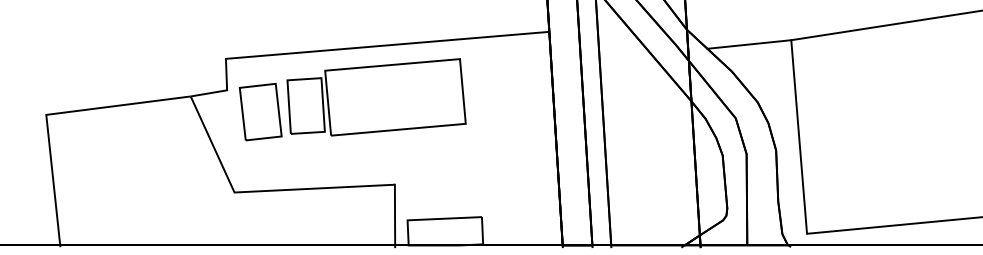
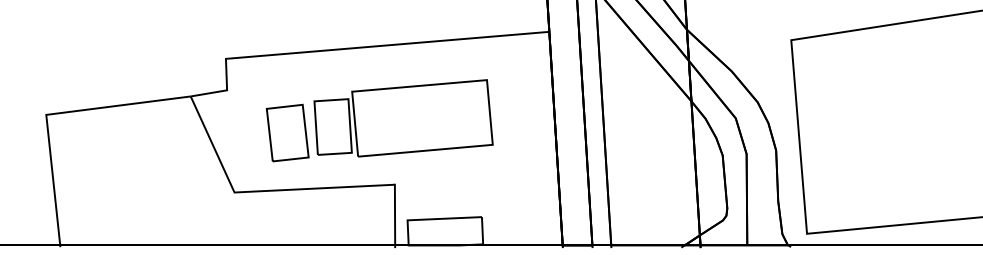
line: present -> none (749, 44)
part position: (352, 99) -> (379, 120) (379, 120)
